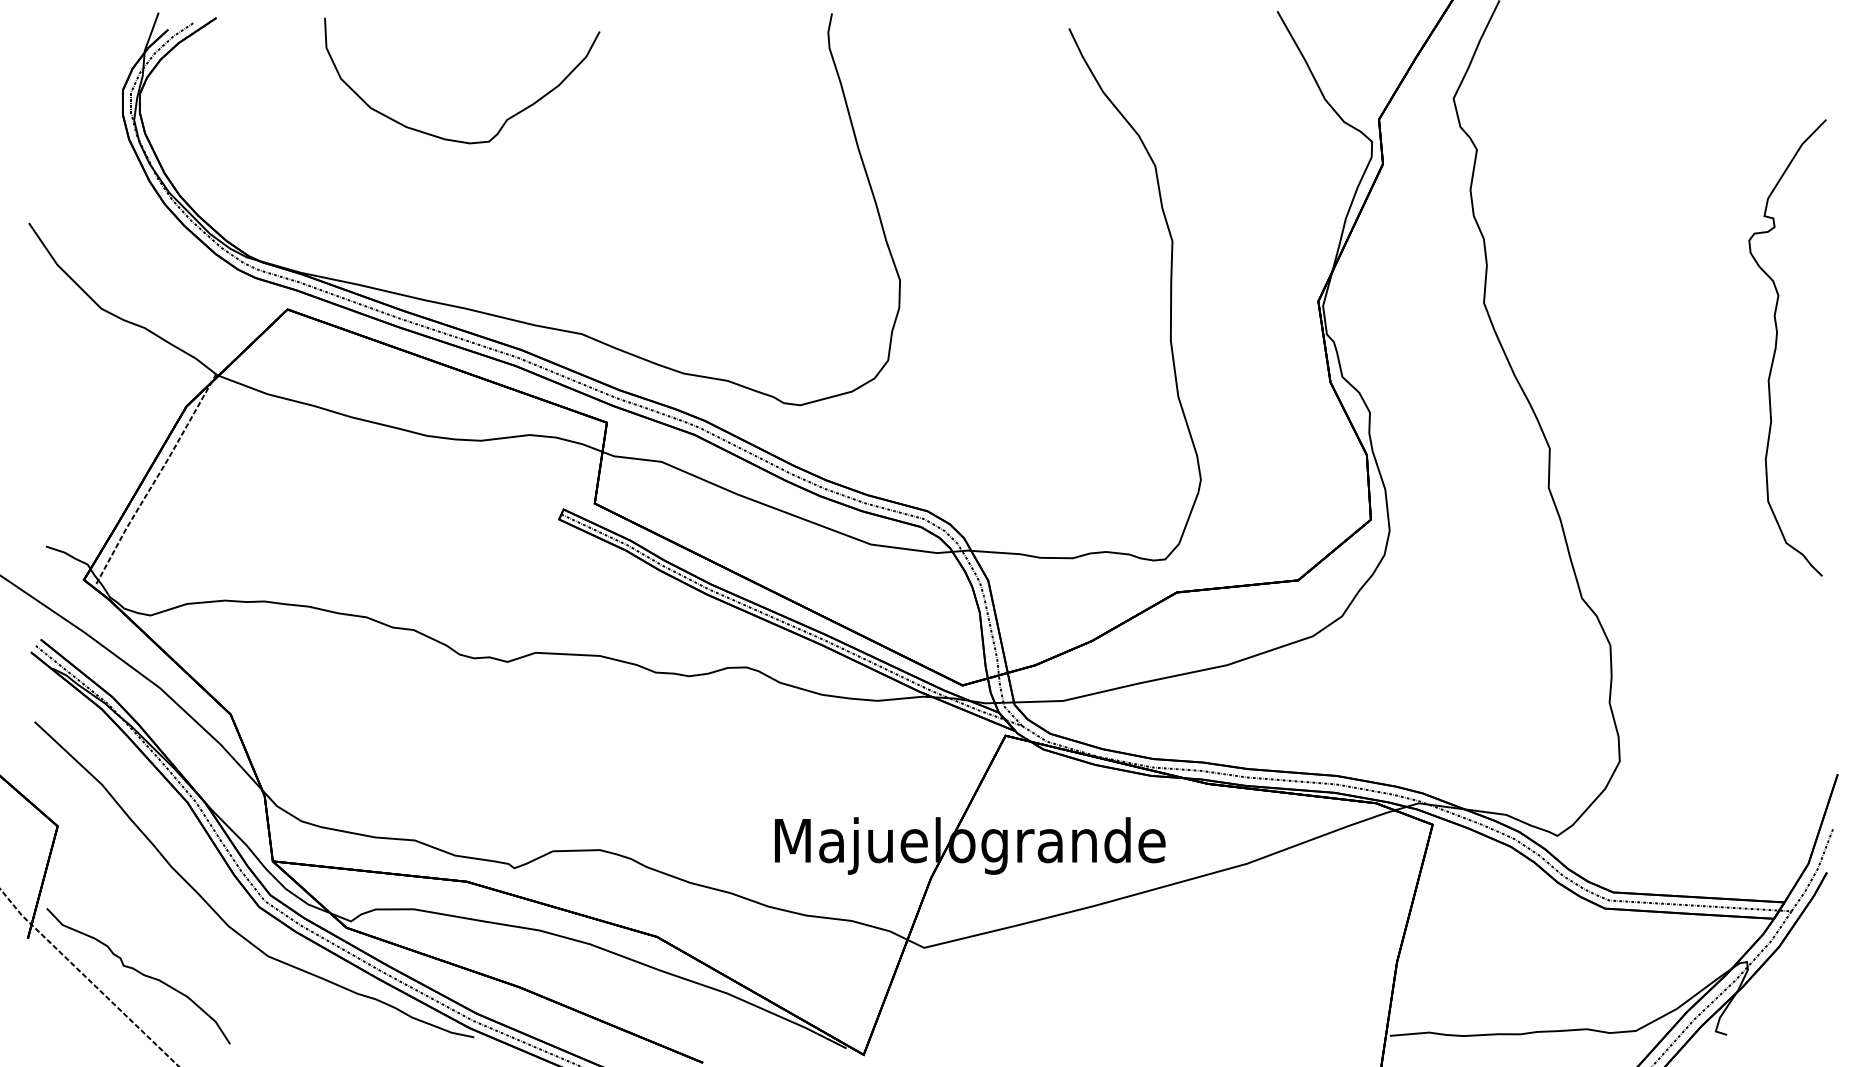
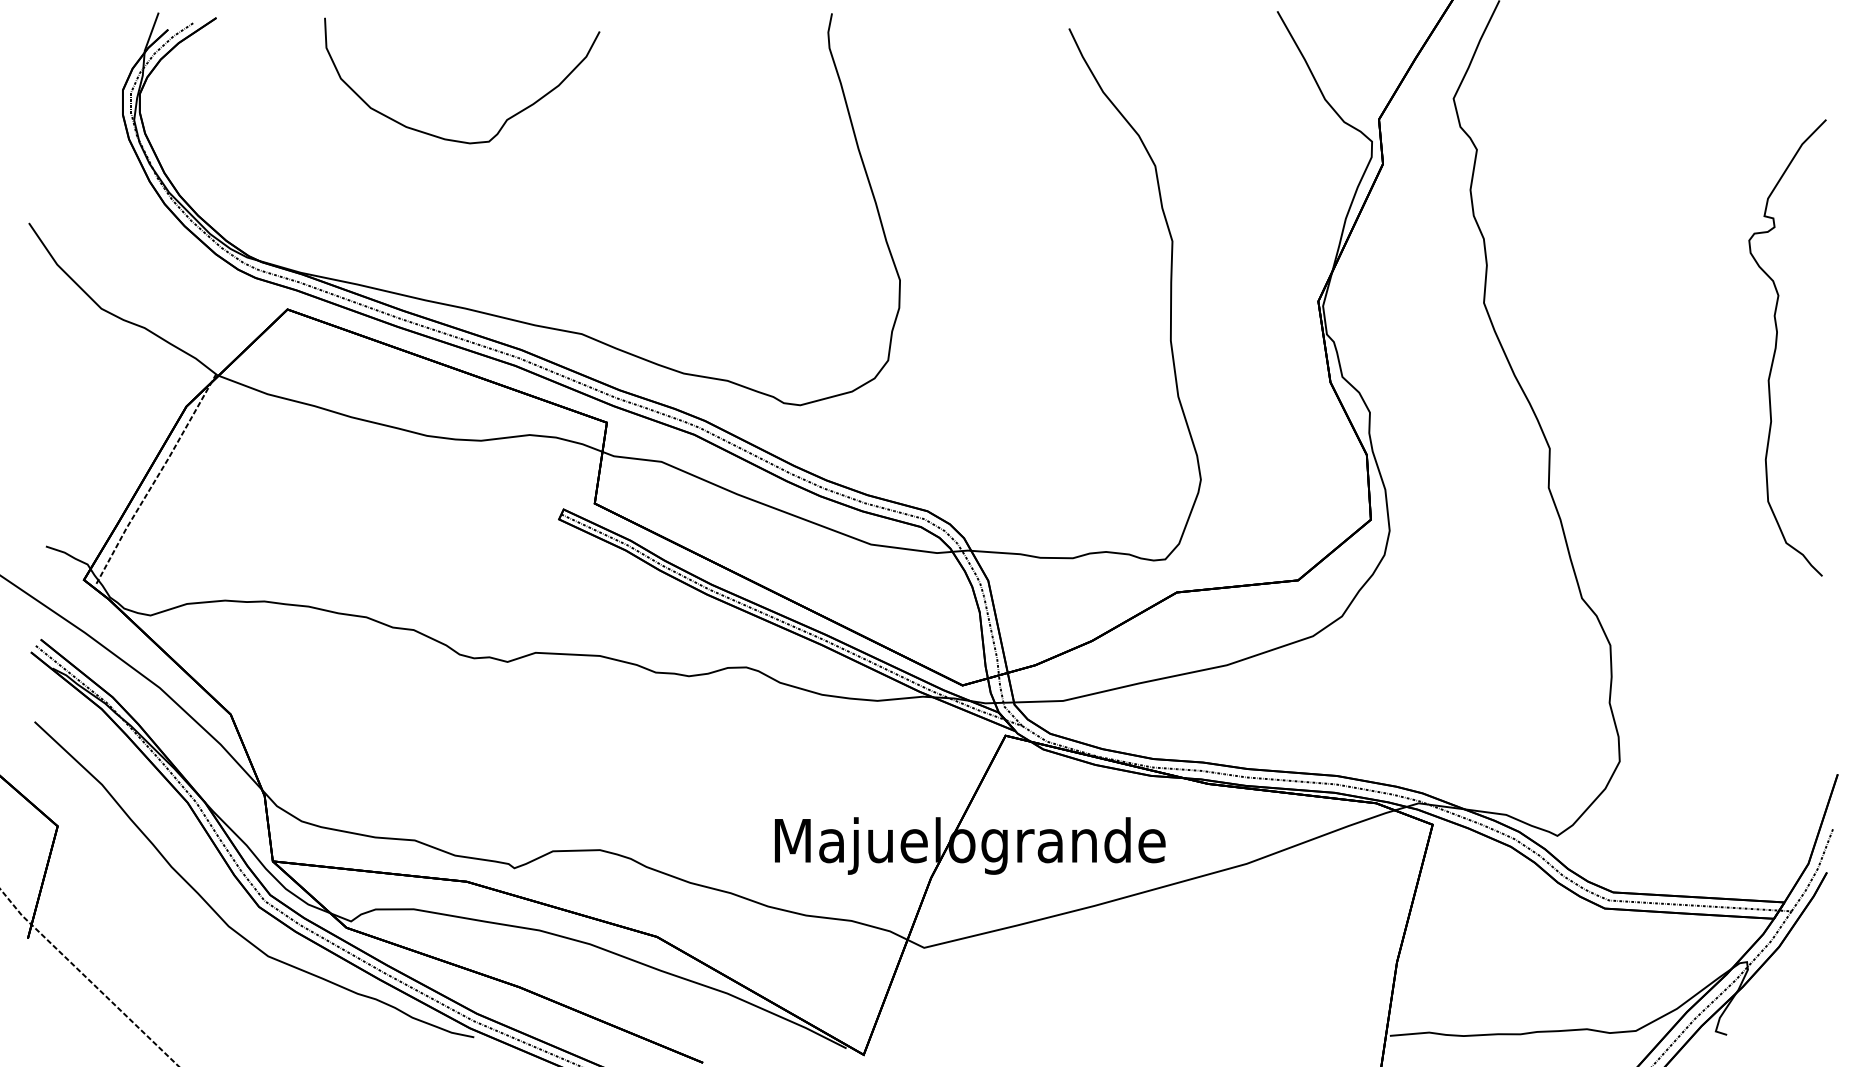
curve: present -> none (140, 974)
